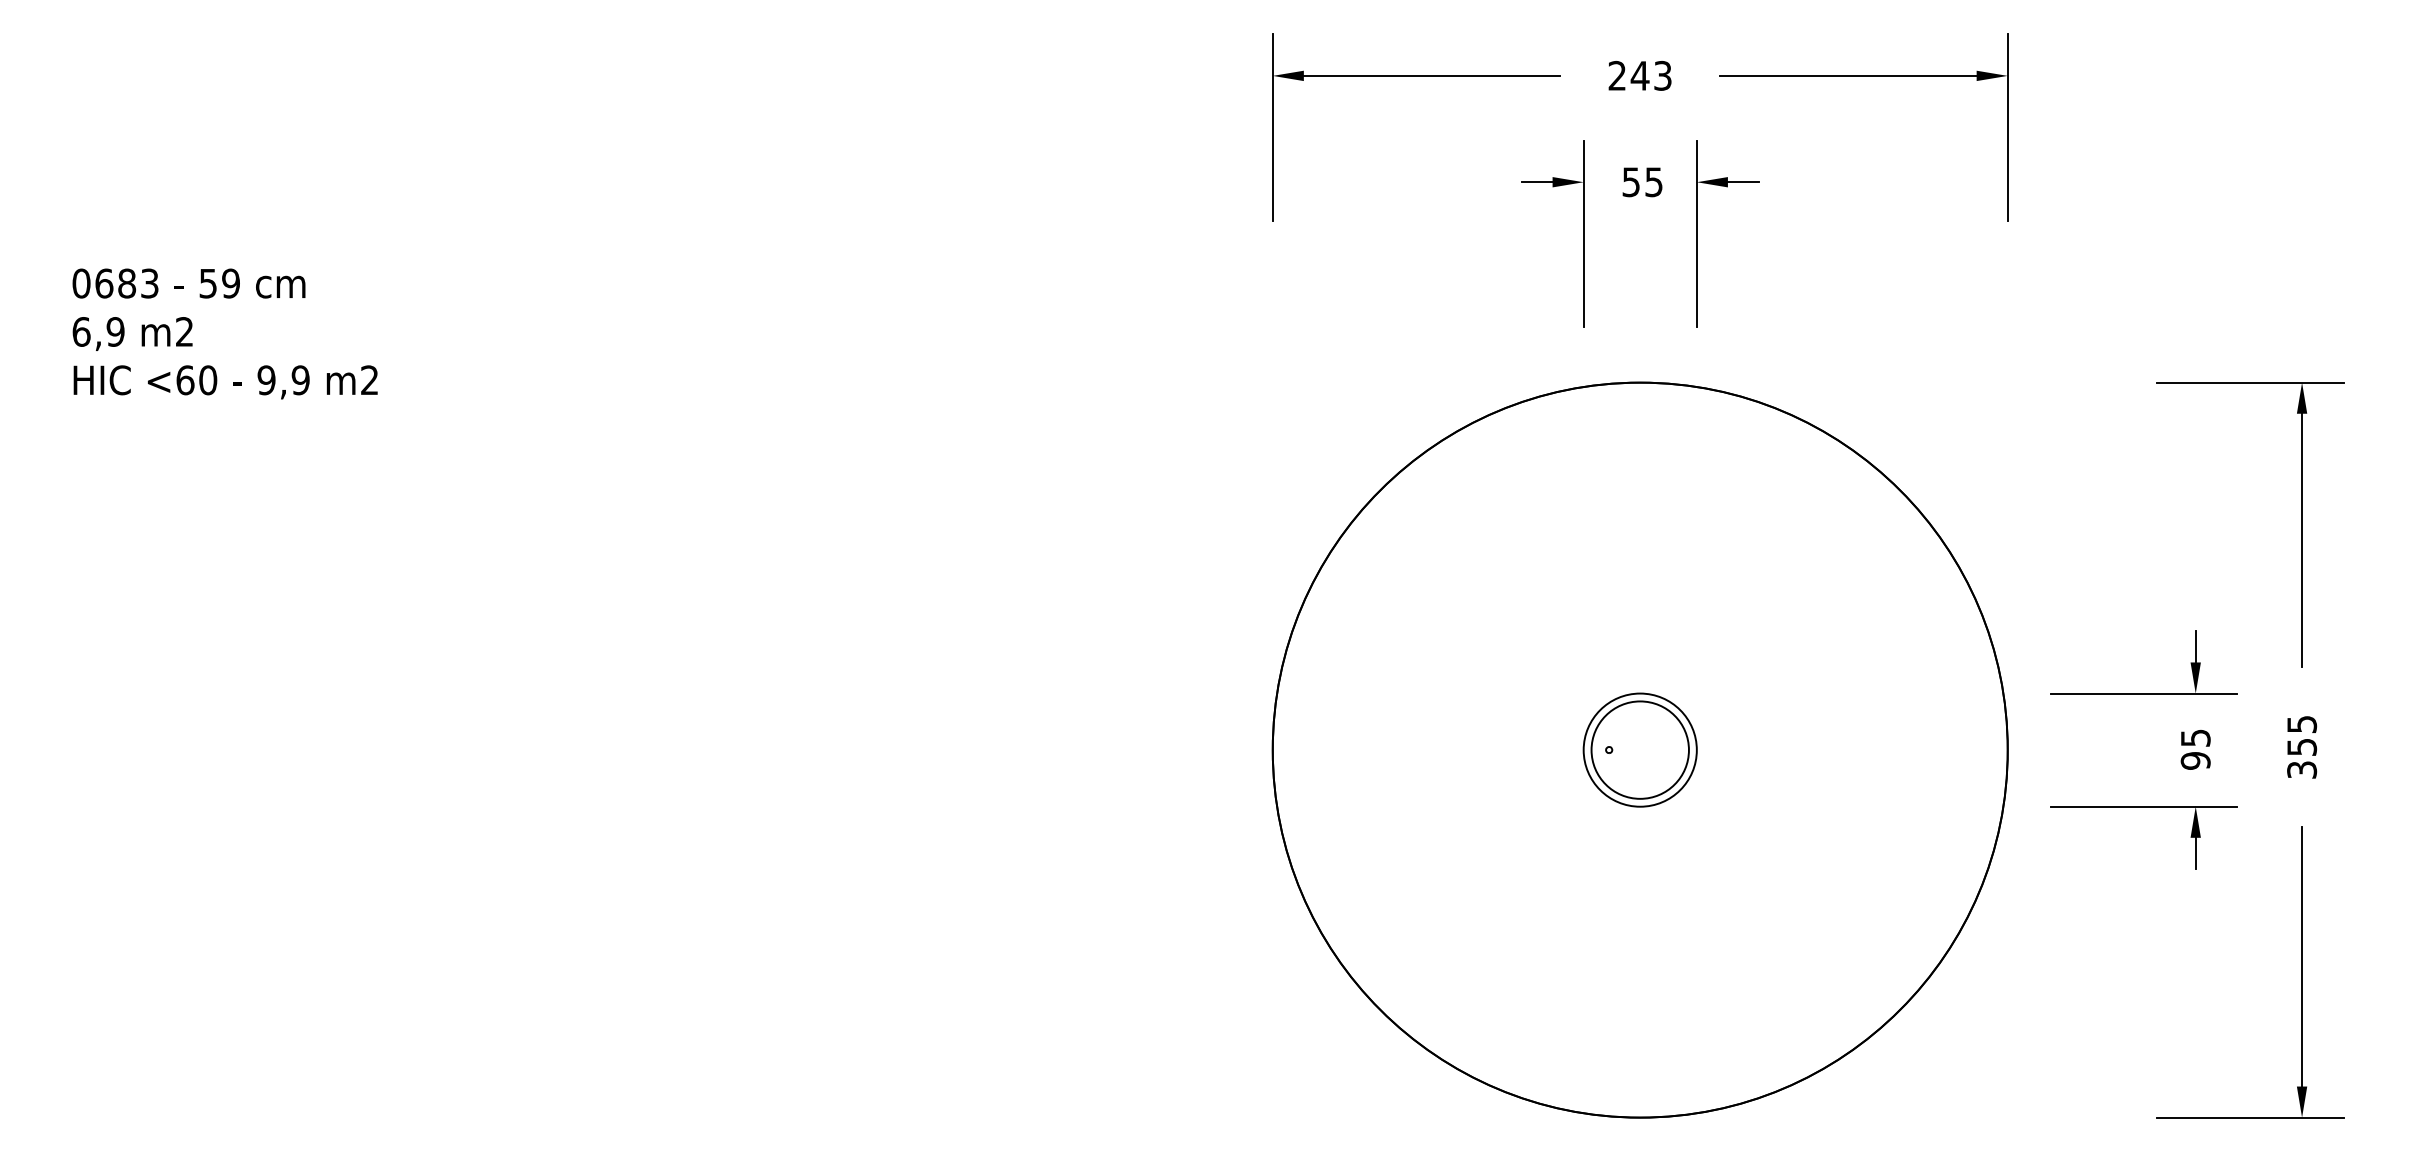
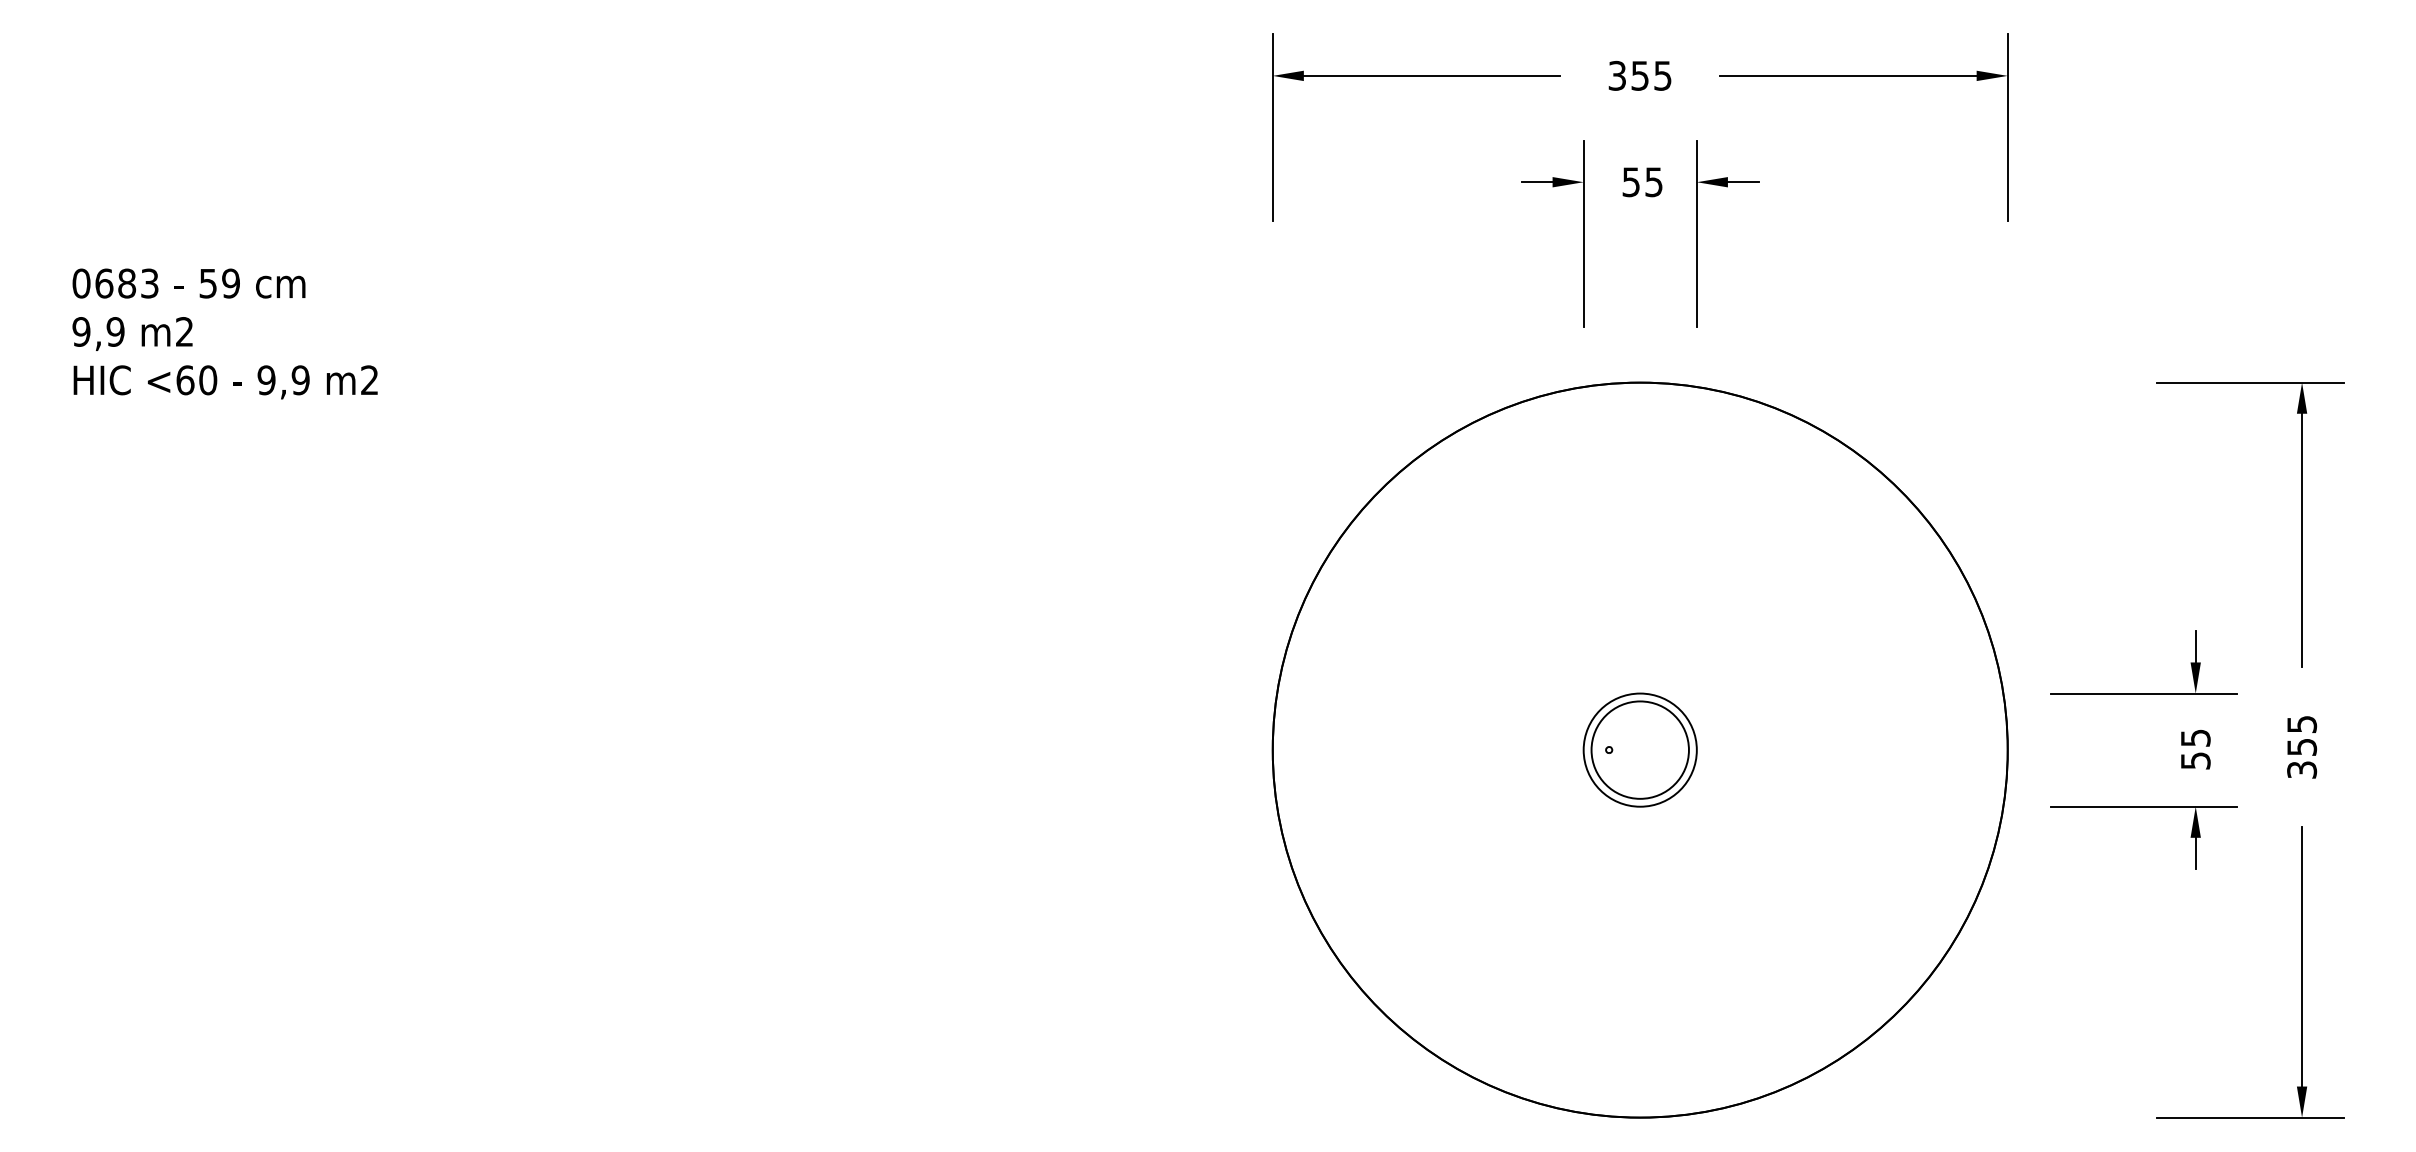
text: 243 -> 355 (1639, 75)
text: 6,9 -> 9,9 (81, 331)
text: 95 -> 55 (2195, 760)
